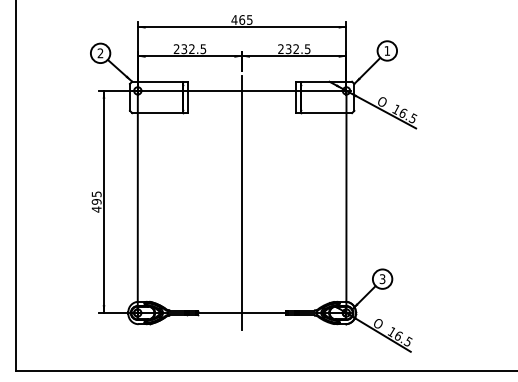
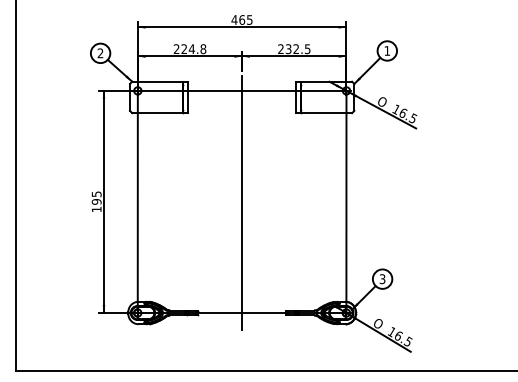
text: 232.5 -> 224.8 (193, 49)
text: 495 -> 195 (96, 209)
